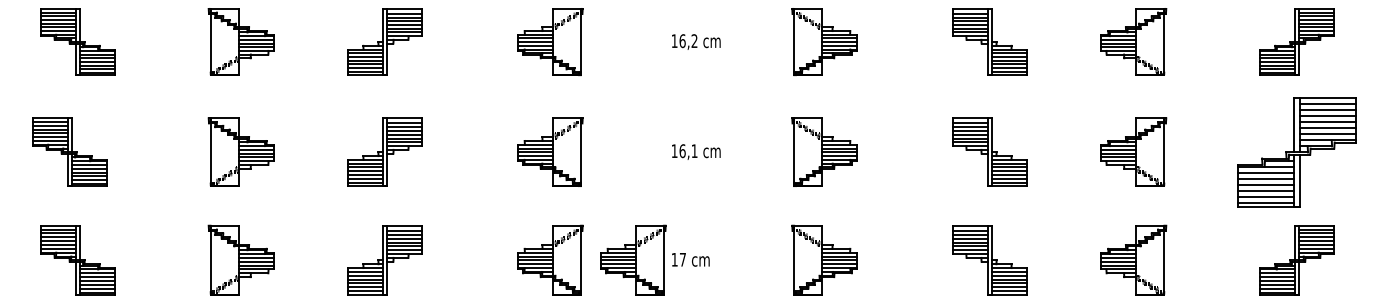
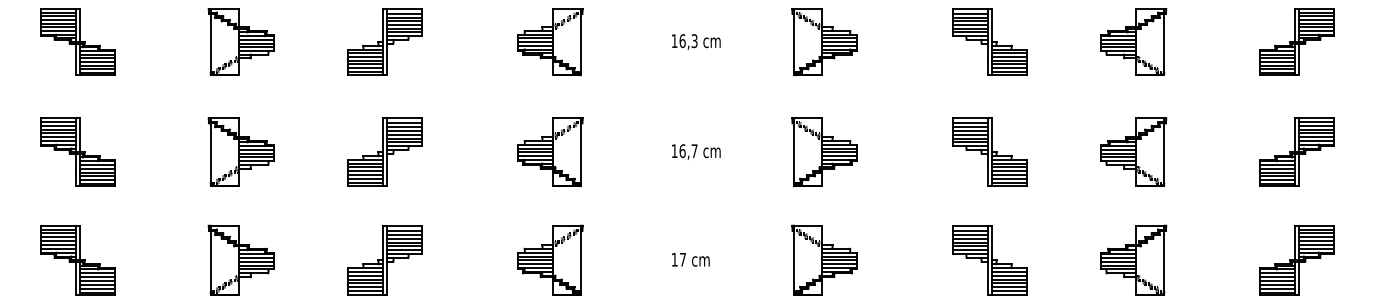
text: 16,2 -> 16,3 (694, 41)
text: 16,1 -> 16,7 (694, 150)
part position: (69, 151) -> (77, 151) (77, 151)
part size: 120x111 px -> 76x70 px (1296, 151)
part: present -> none (633, 259)
